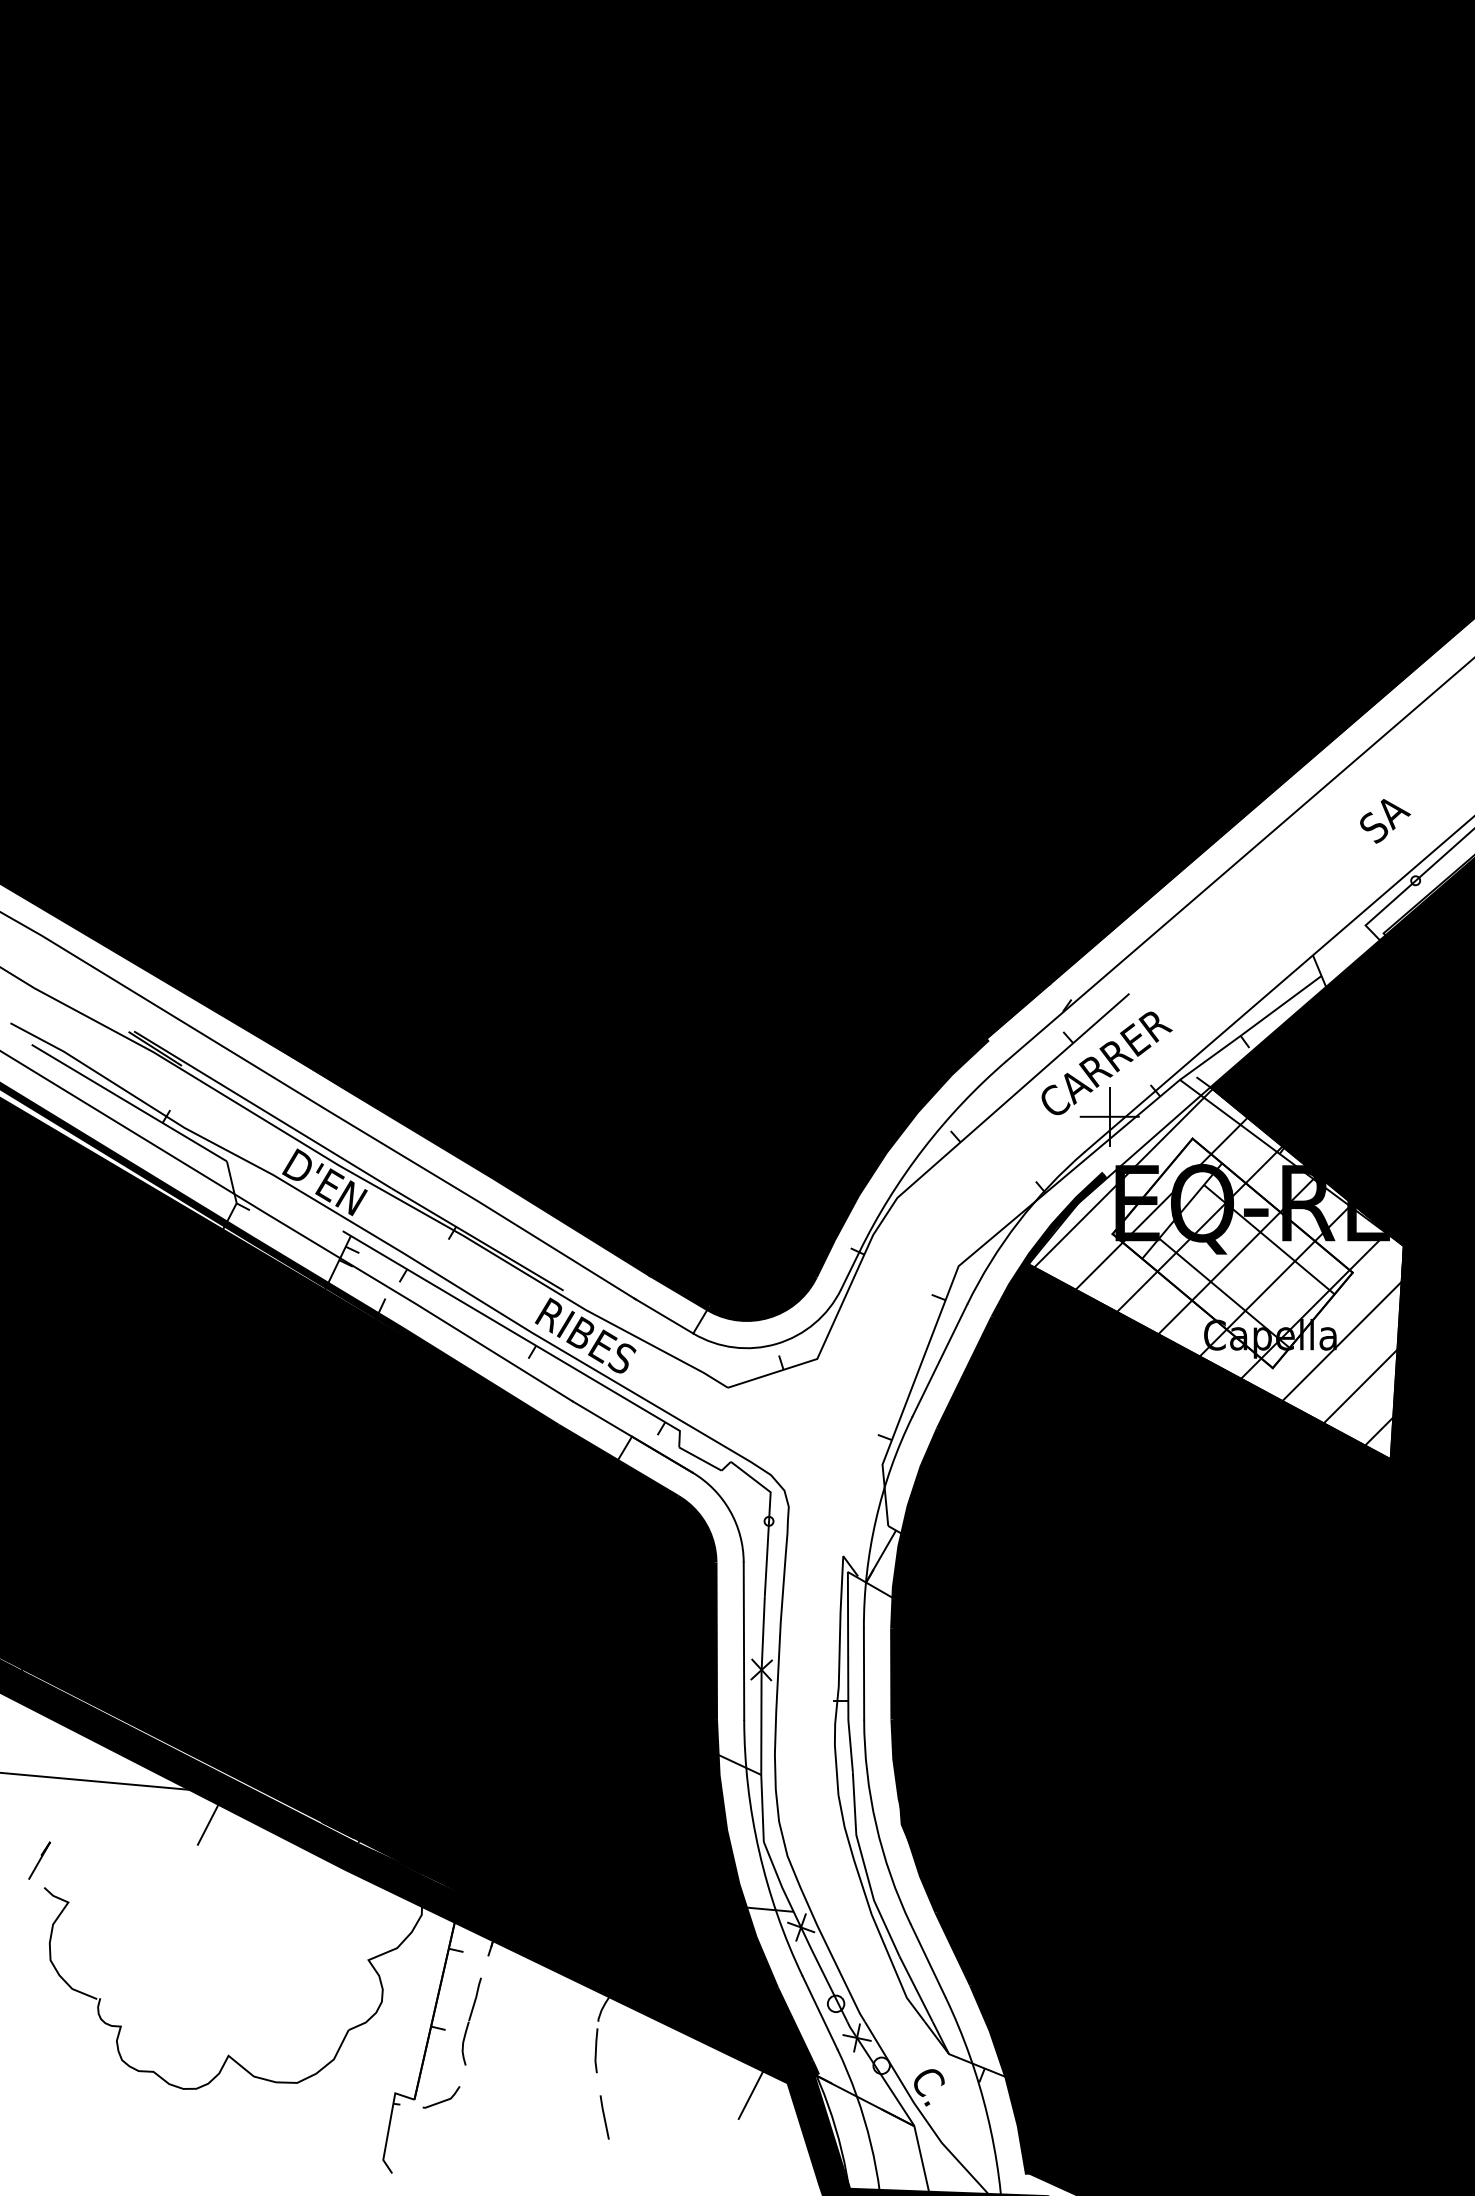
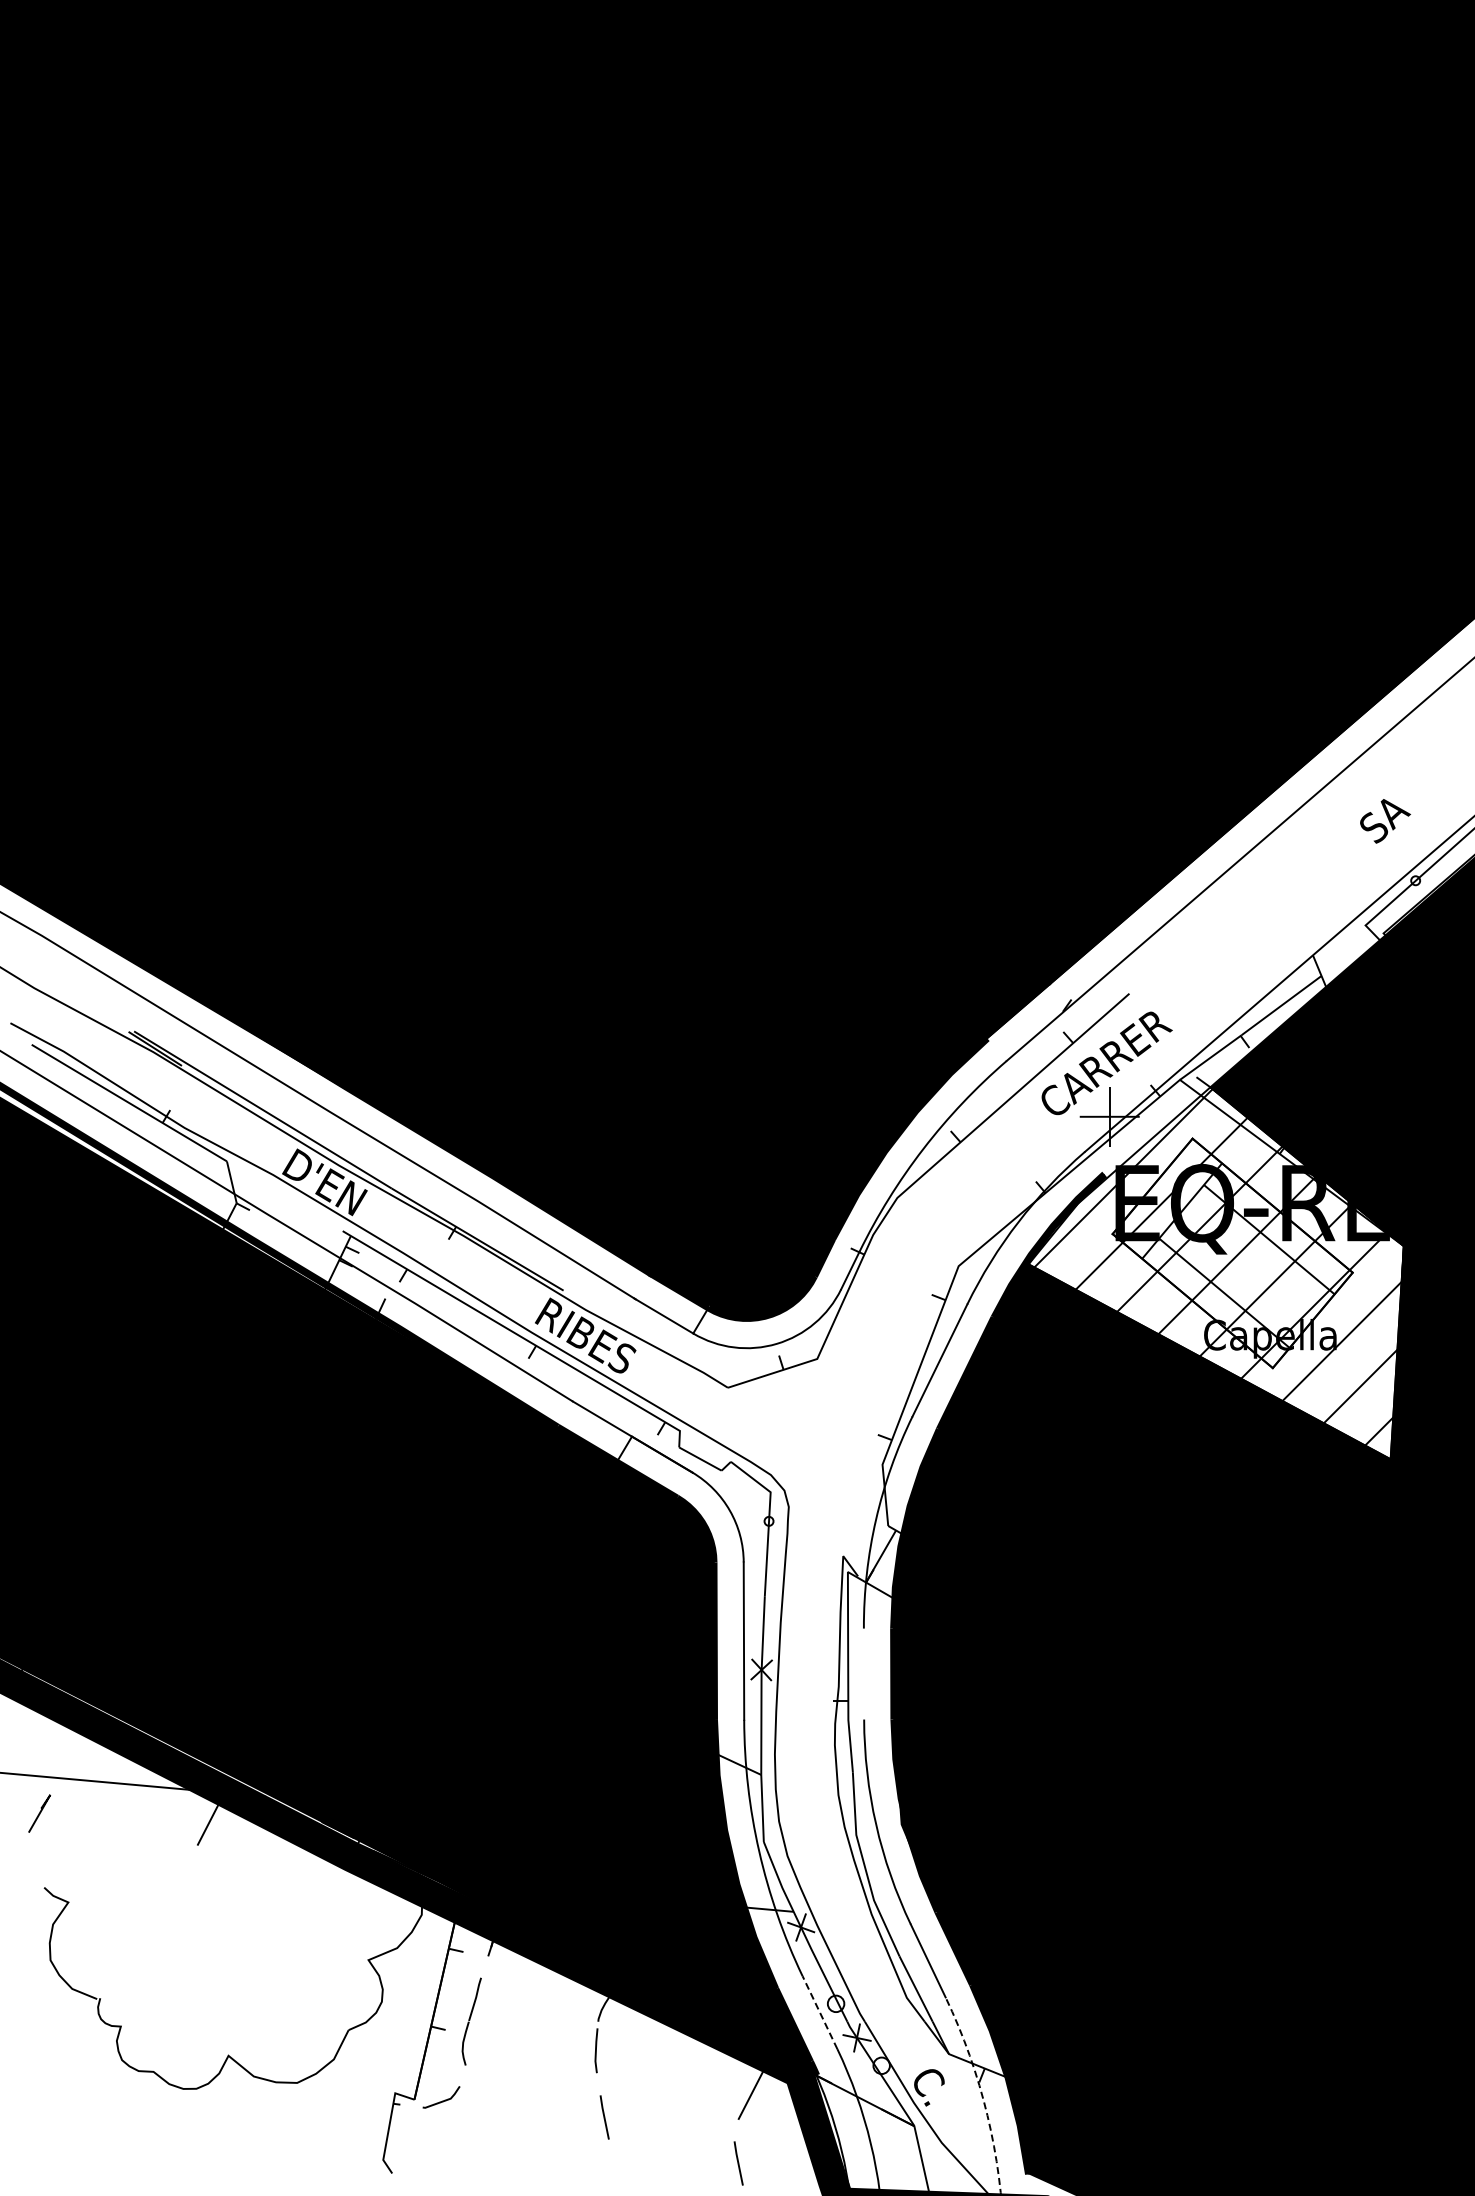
line: present -> none (863, 1673)
line position: (39, 1860) -> (39, 1813) (39, 1813)
line: solid -> dashed (819, 2012)
arc: solid -> dashed (982, 2094)
line: none -> present (738, 2163)
